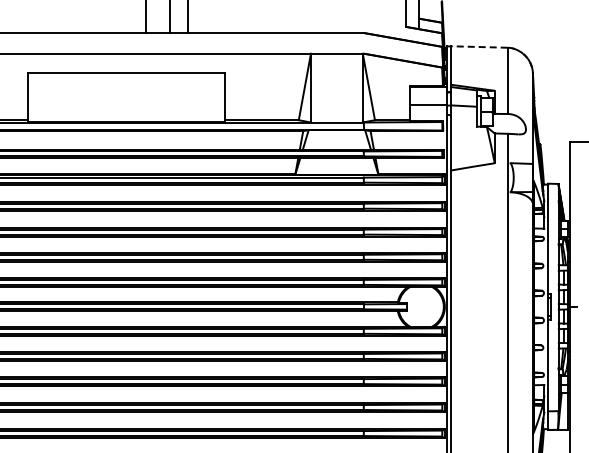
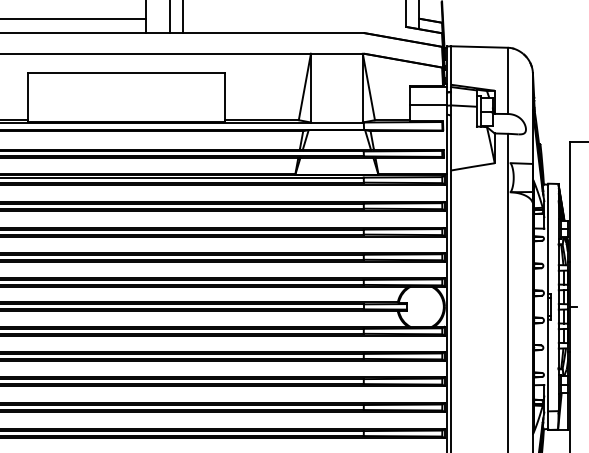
line position: (187, 17) -> (182, 17) (182, 17)
line: none -> present (74, 19)
line: dashed -> solid (478, 47)
